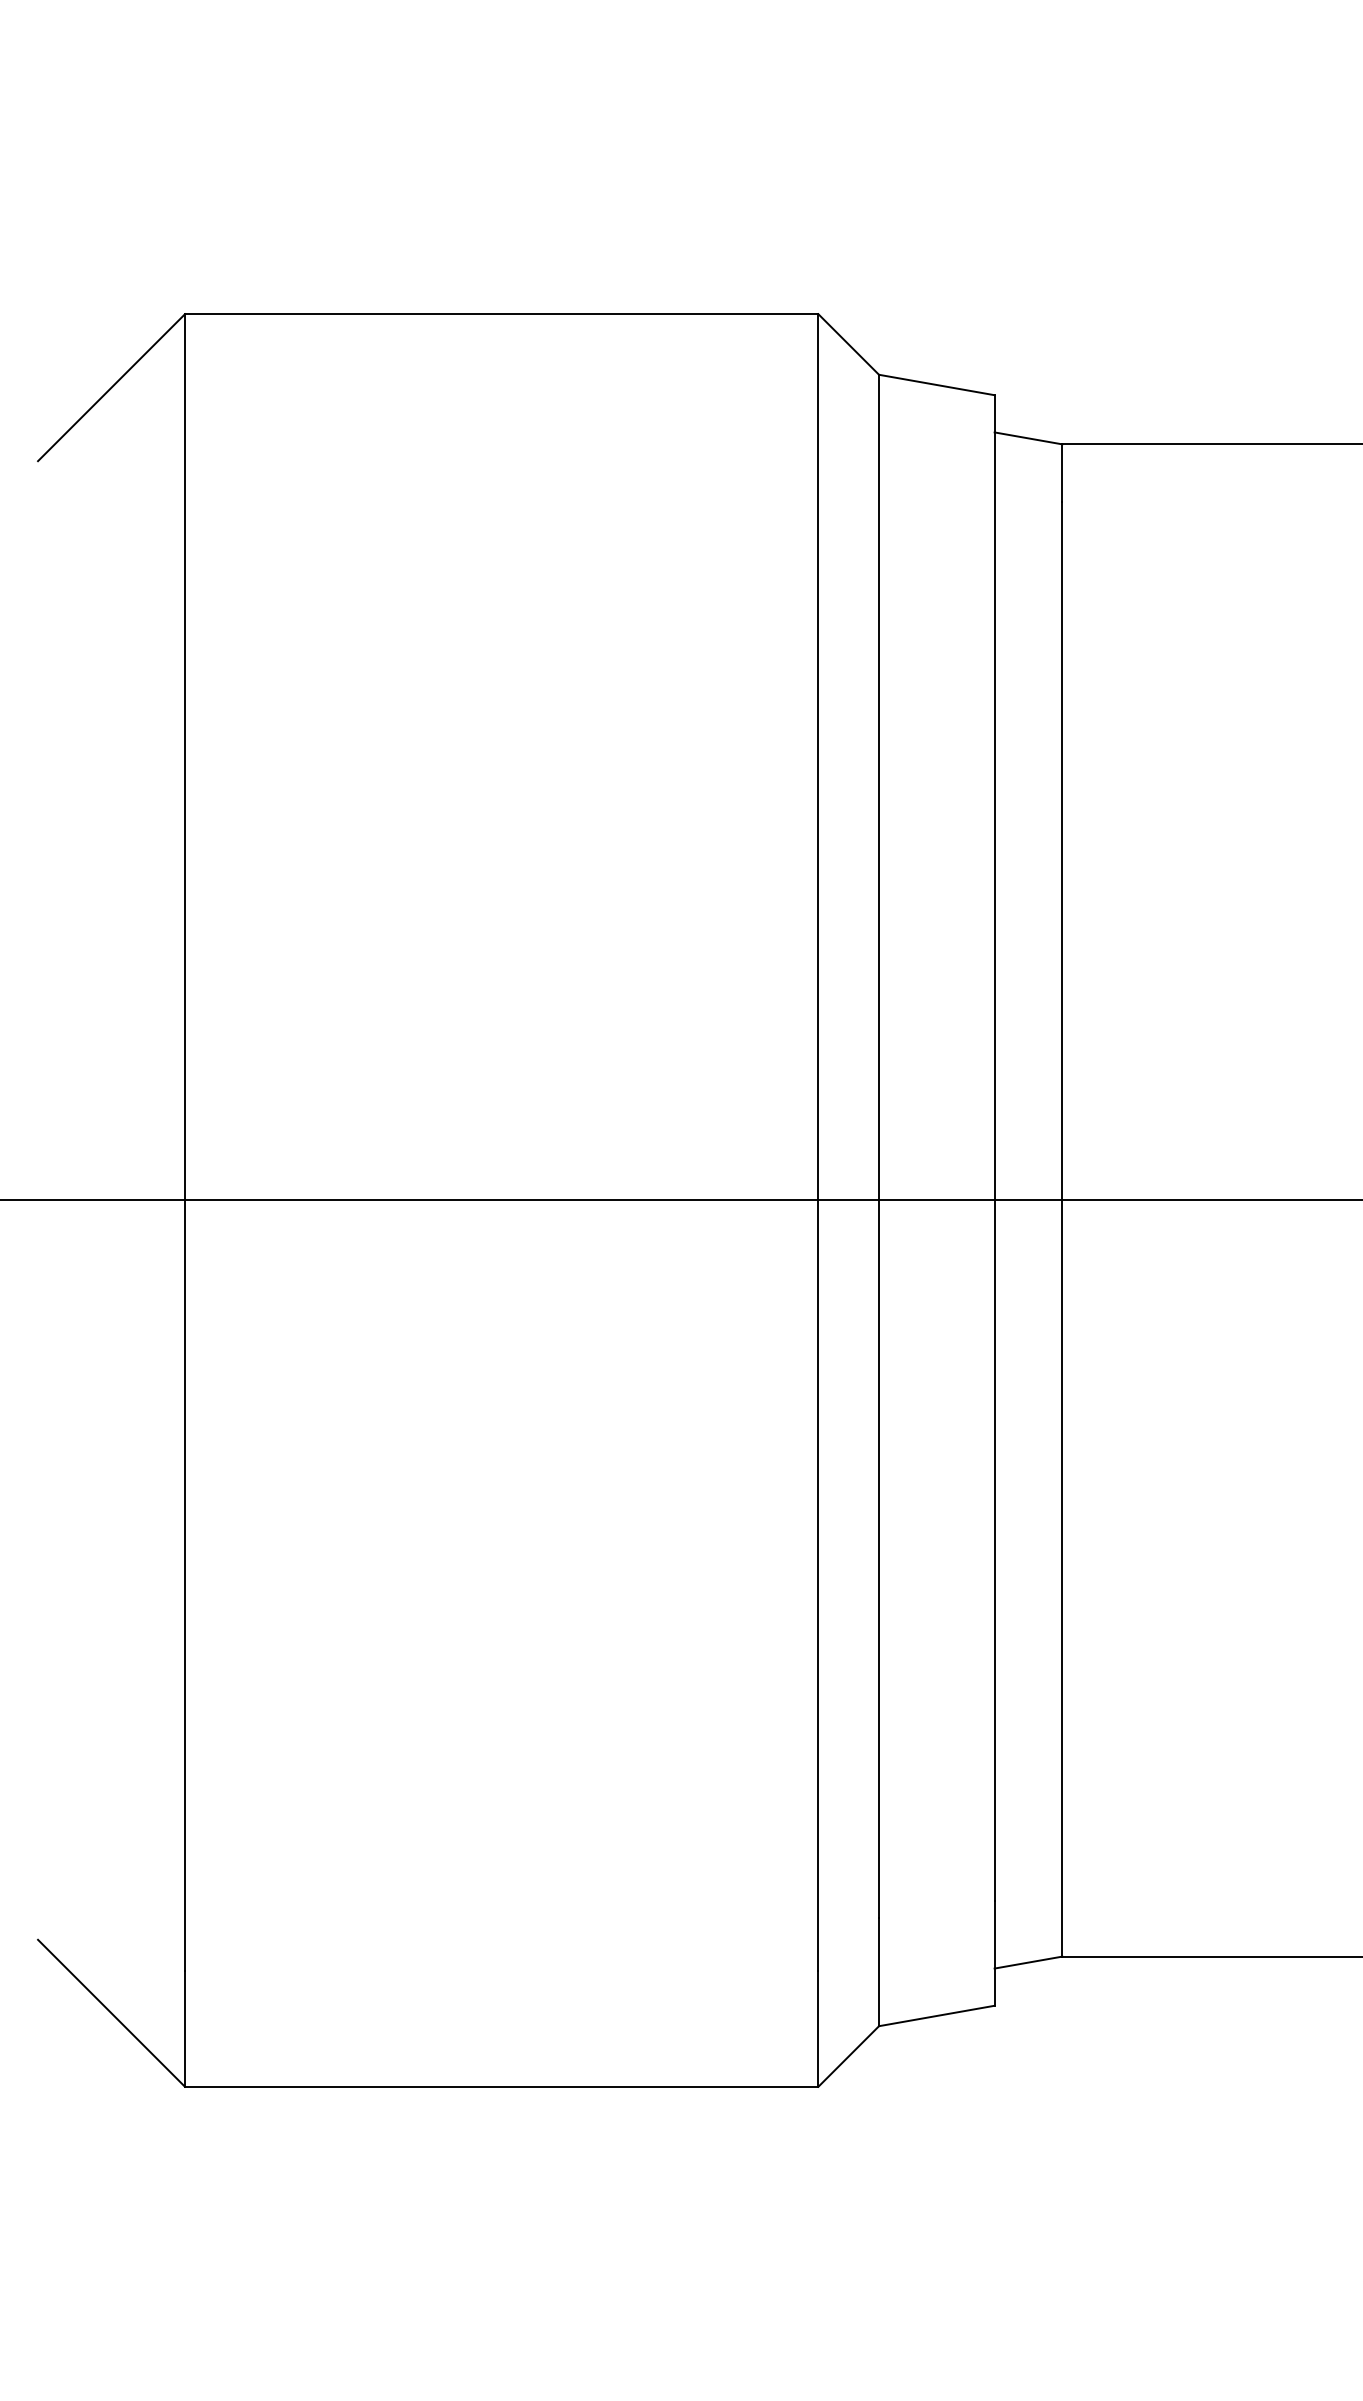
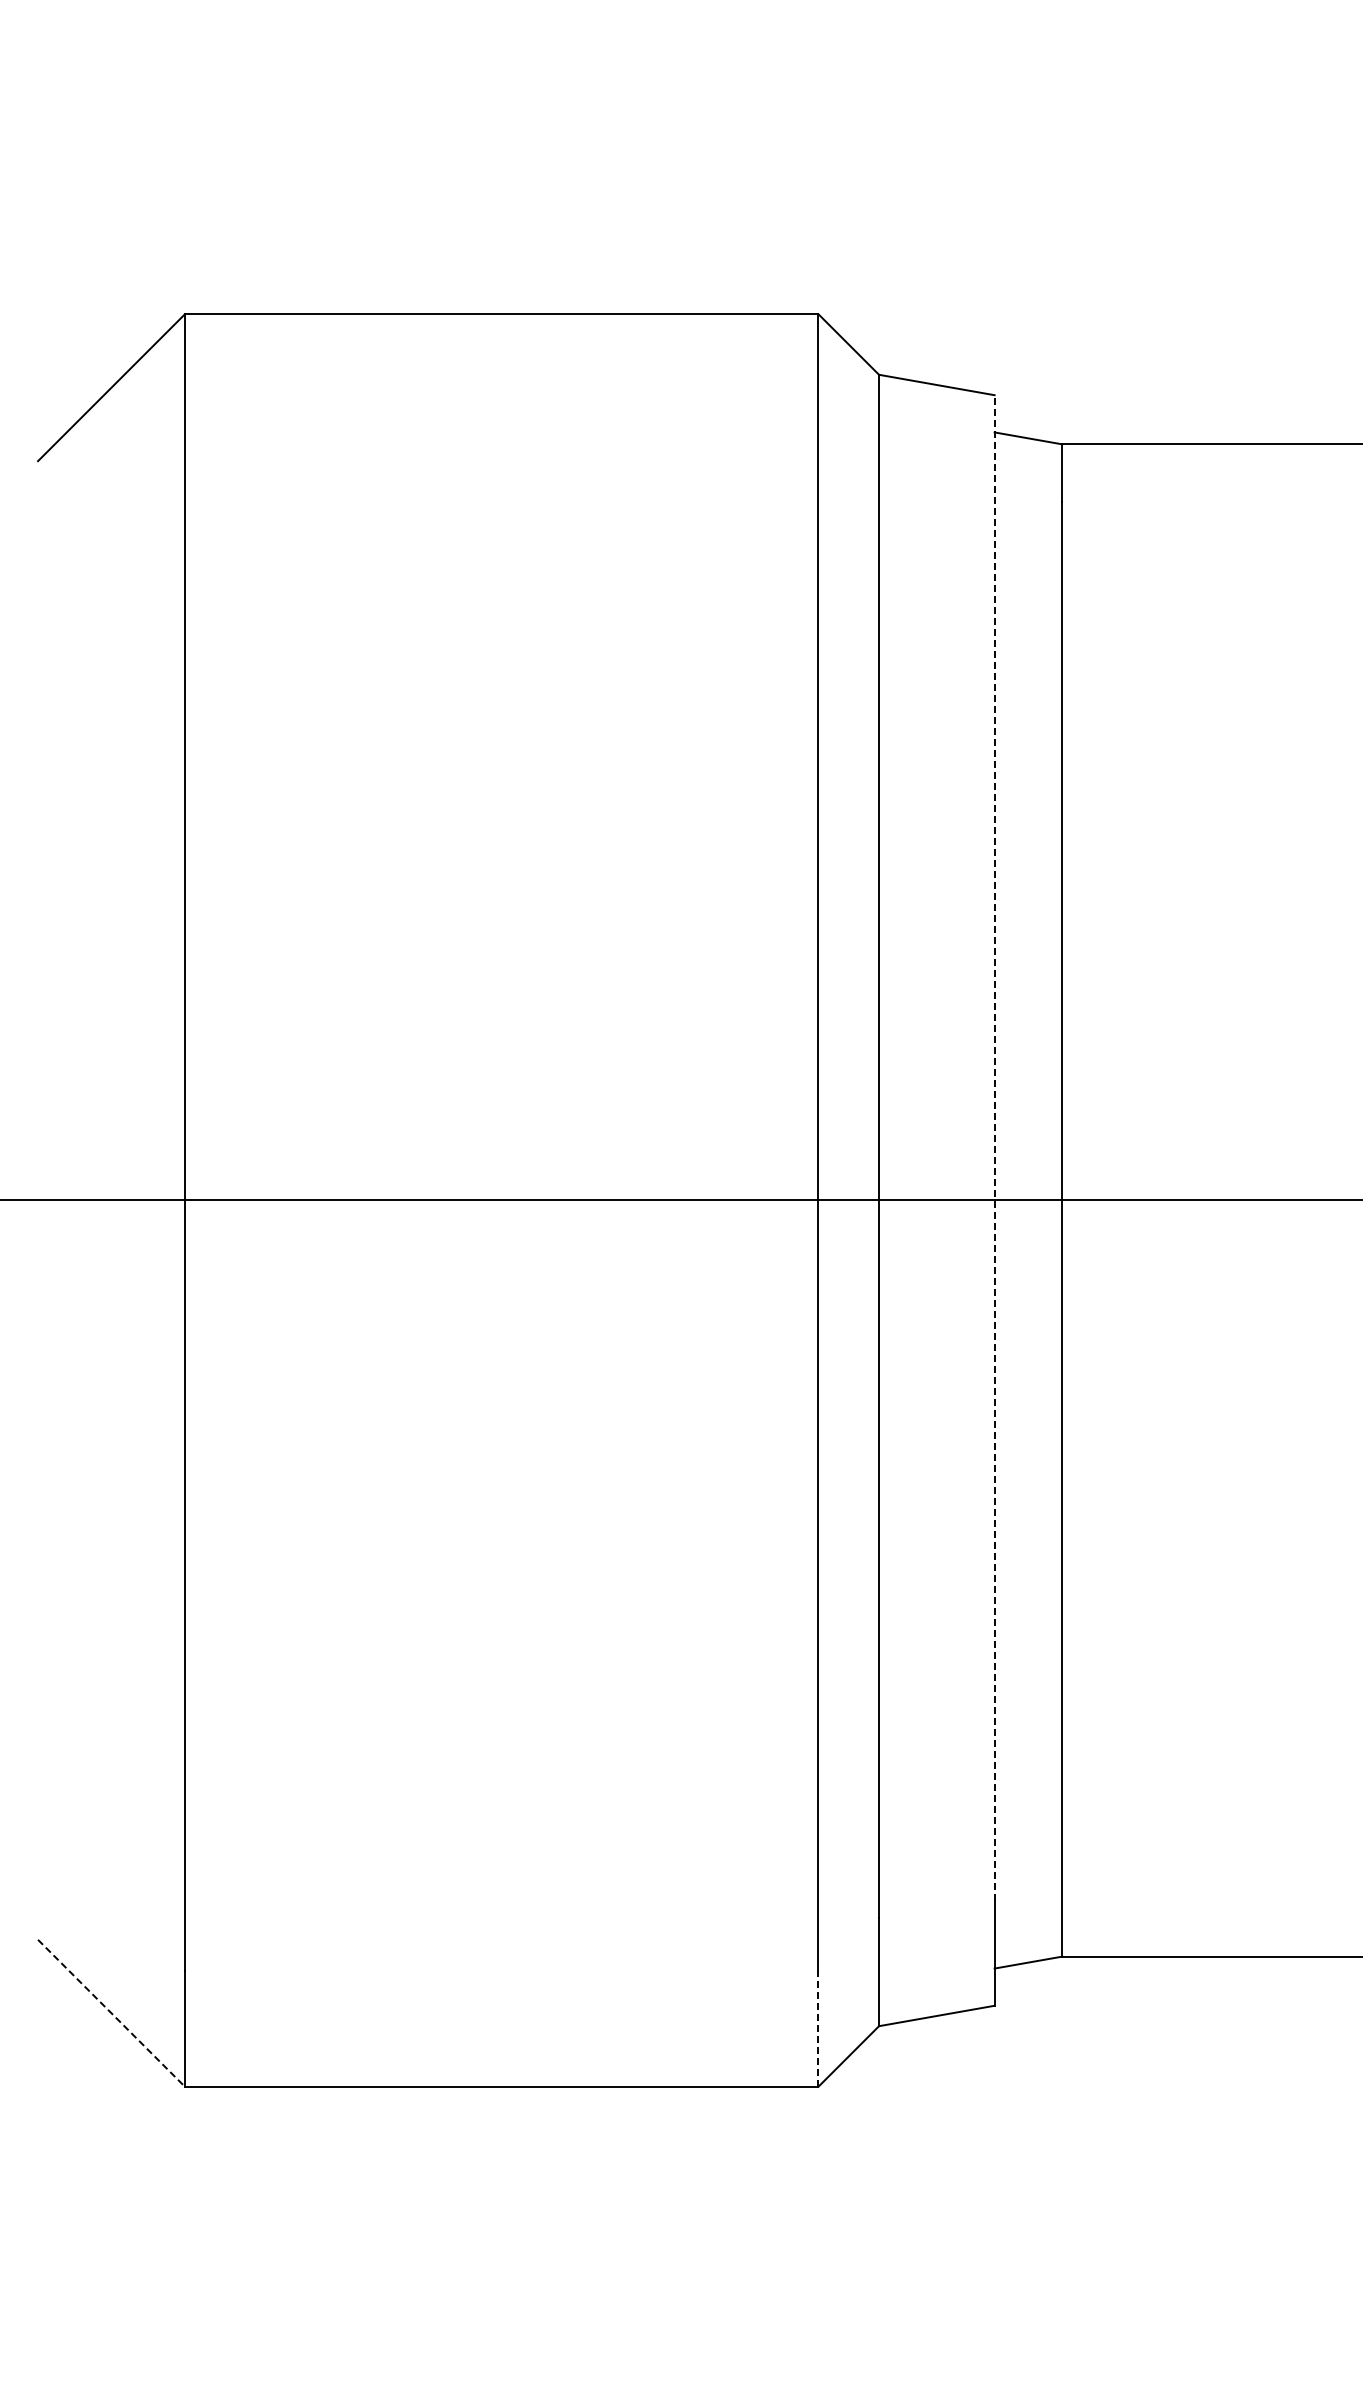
line: solid -> dashed (994, 1147)
line: solid -> dashed (111, 2013)
line: solid -> dashed (818, 2029)
